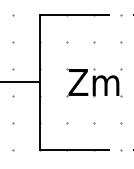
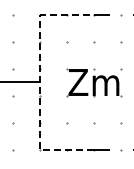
line: solid -> dashed (40, 82)
